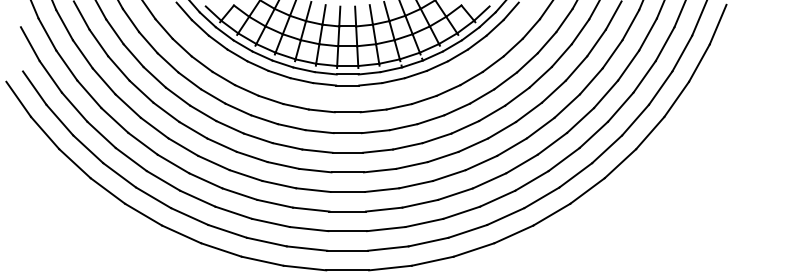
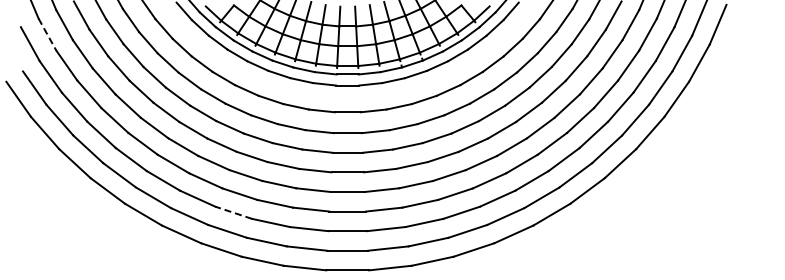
line: solid -> dashed (47, 35)
line: solid -> dashed (233, 212)
